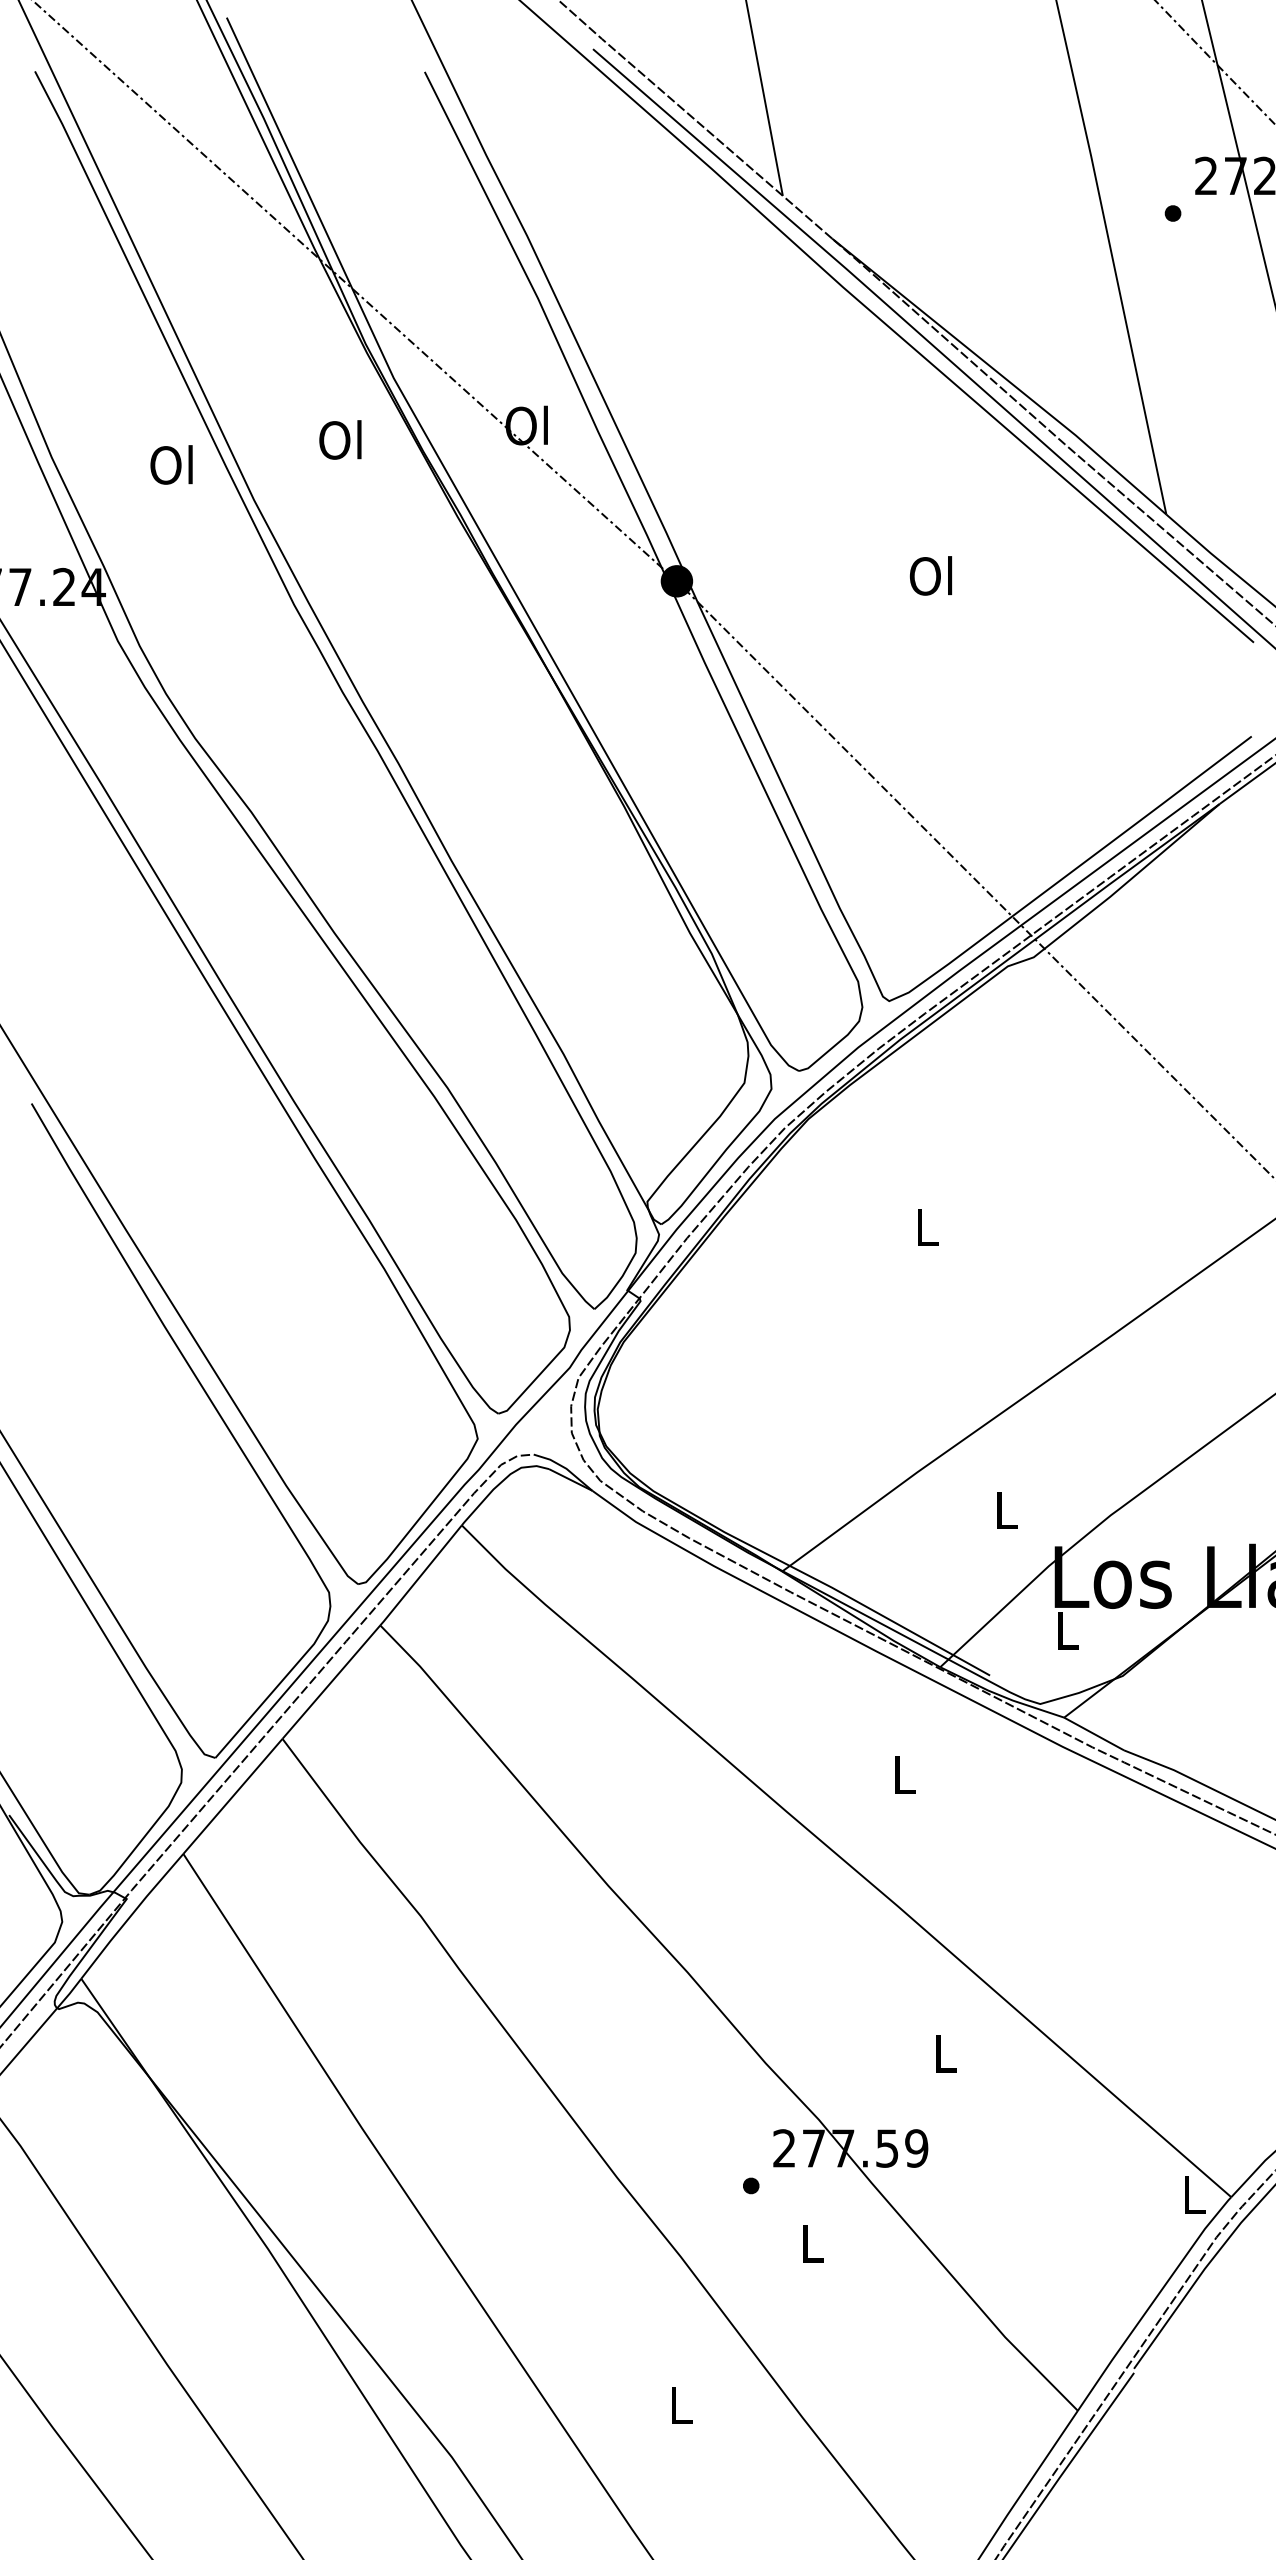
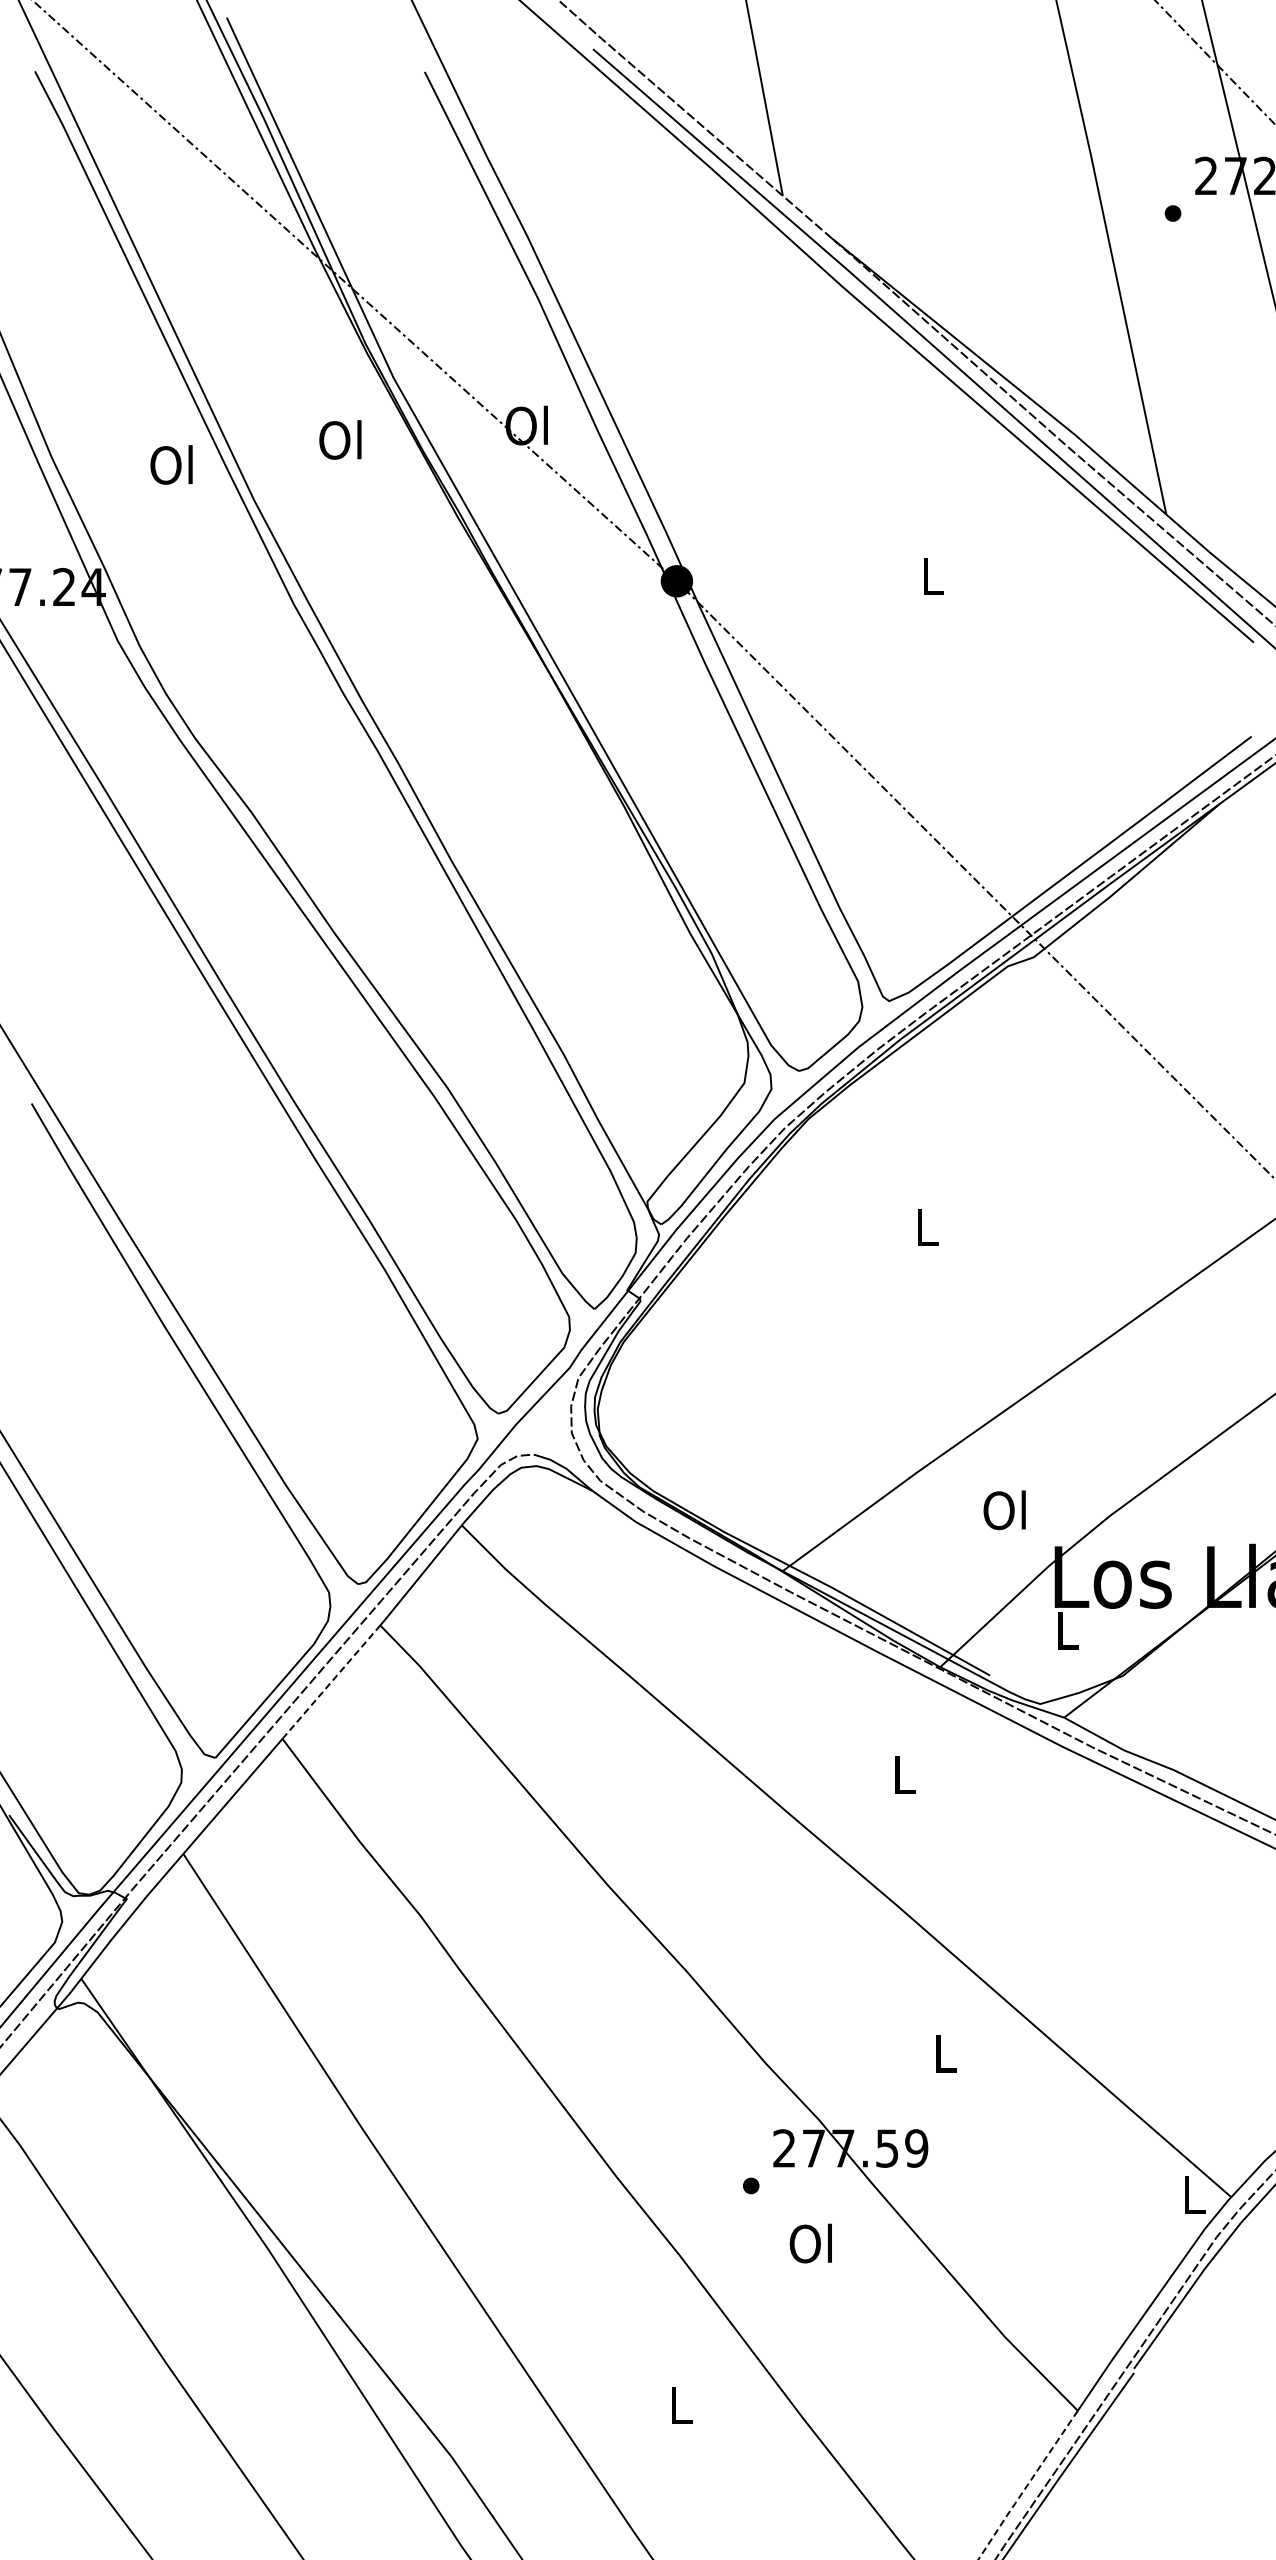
text: Ol -> L (930, 575)
text: L -> Ol (1004, 1510)
line: solid -> dashed (331, 1682)
text: L -> Ol (810, 2243)
line: solid -> dashed (1027, 2485)
